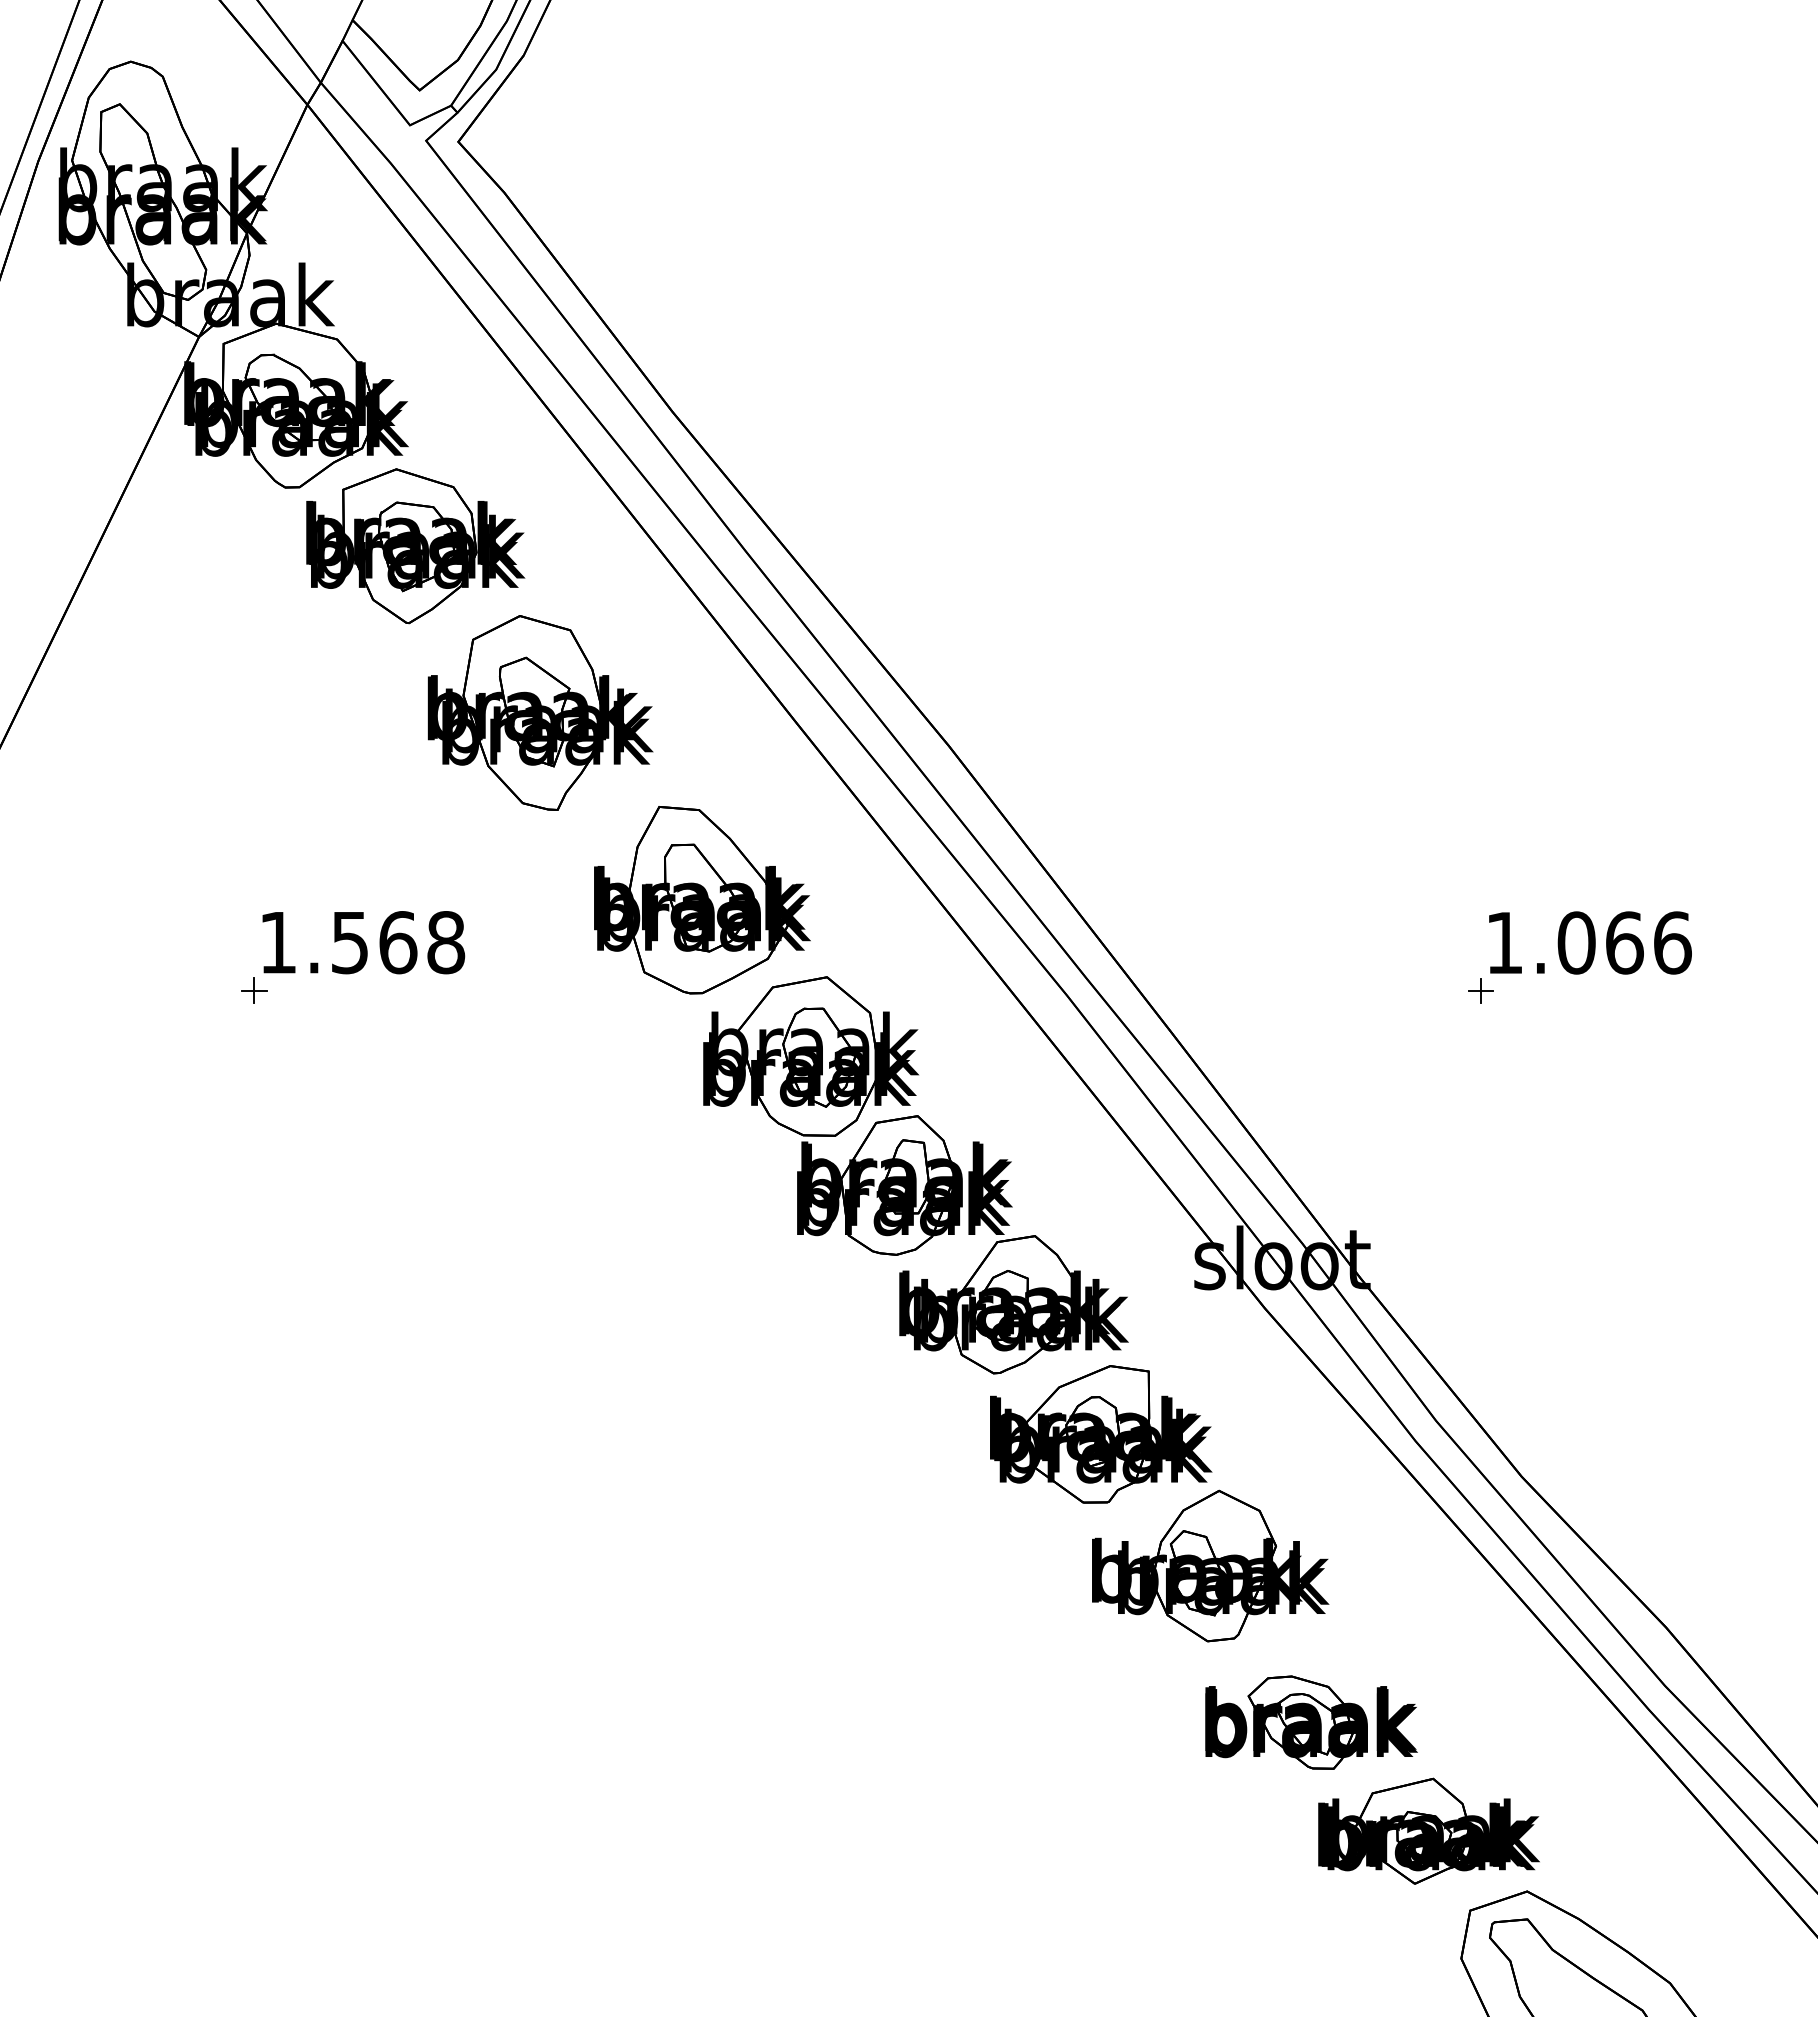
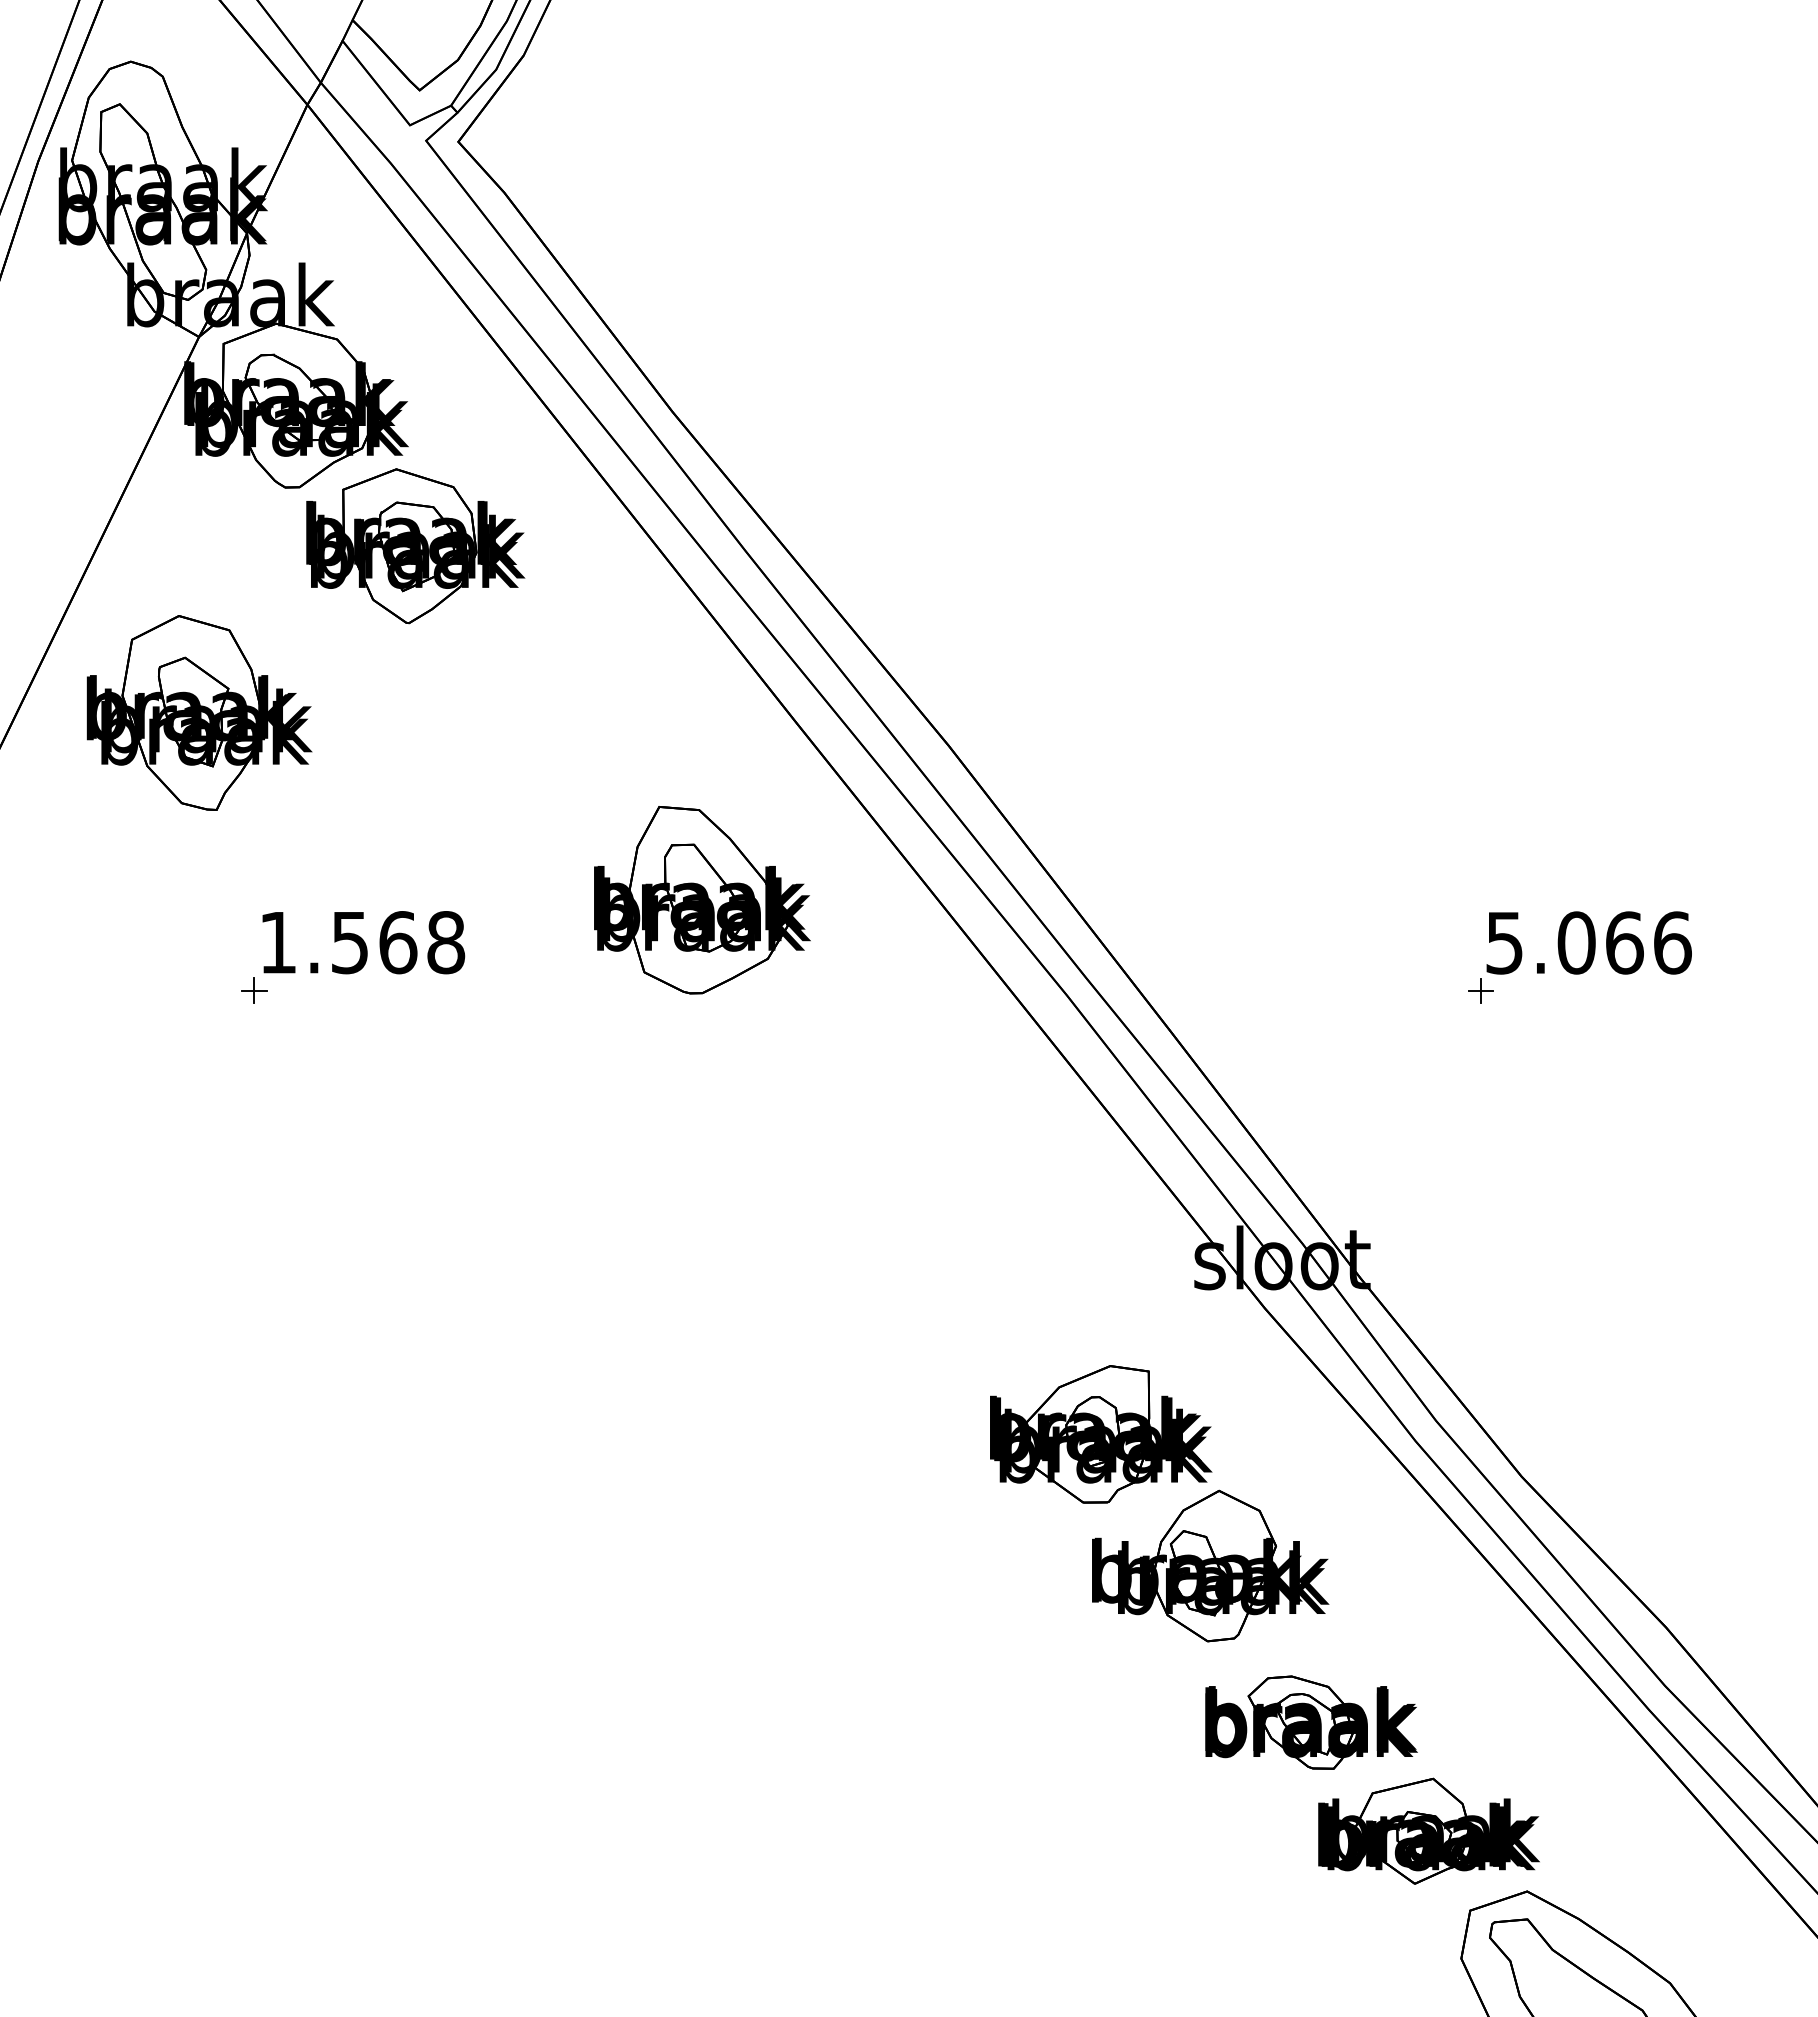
part position: (540, 712) -> (199, 712) (199, 712)
text: 1.066 -> 5.066 (1504, 943)
part: present -> none (915, 1175)
